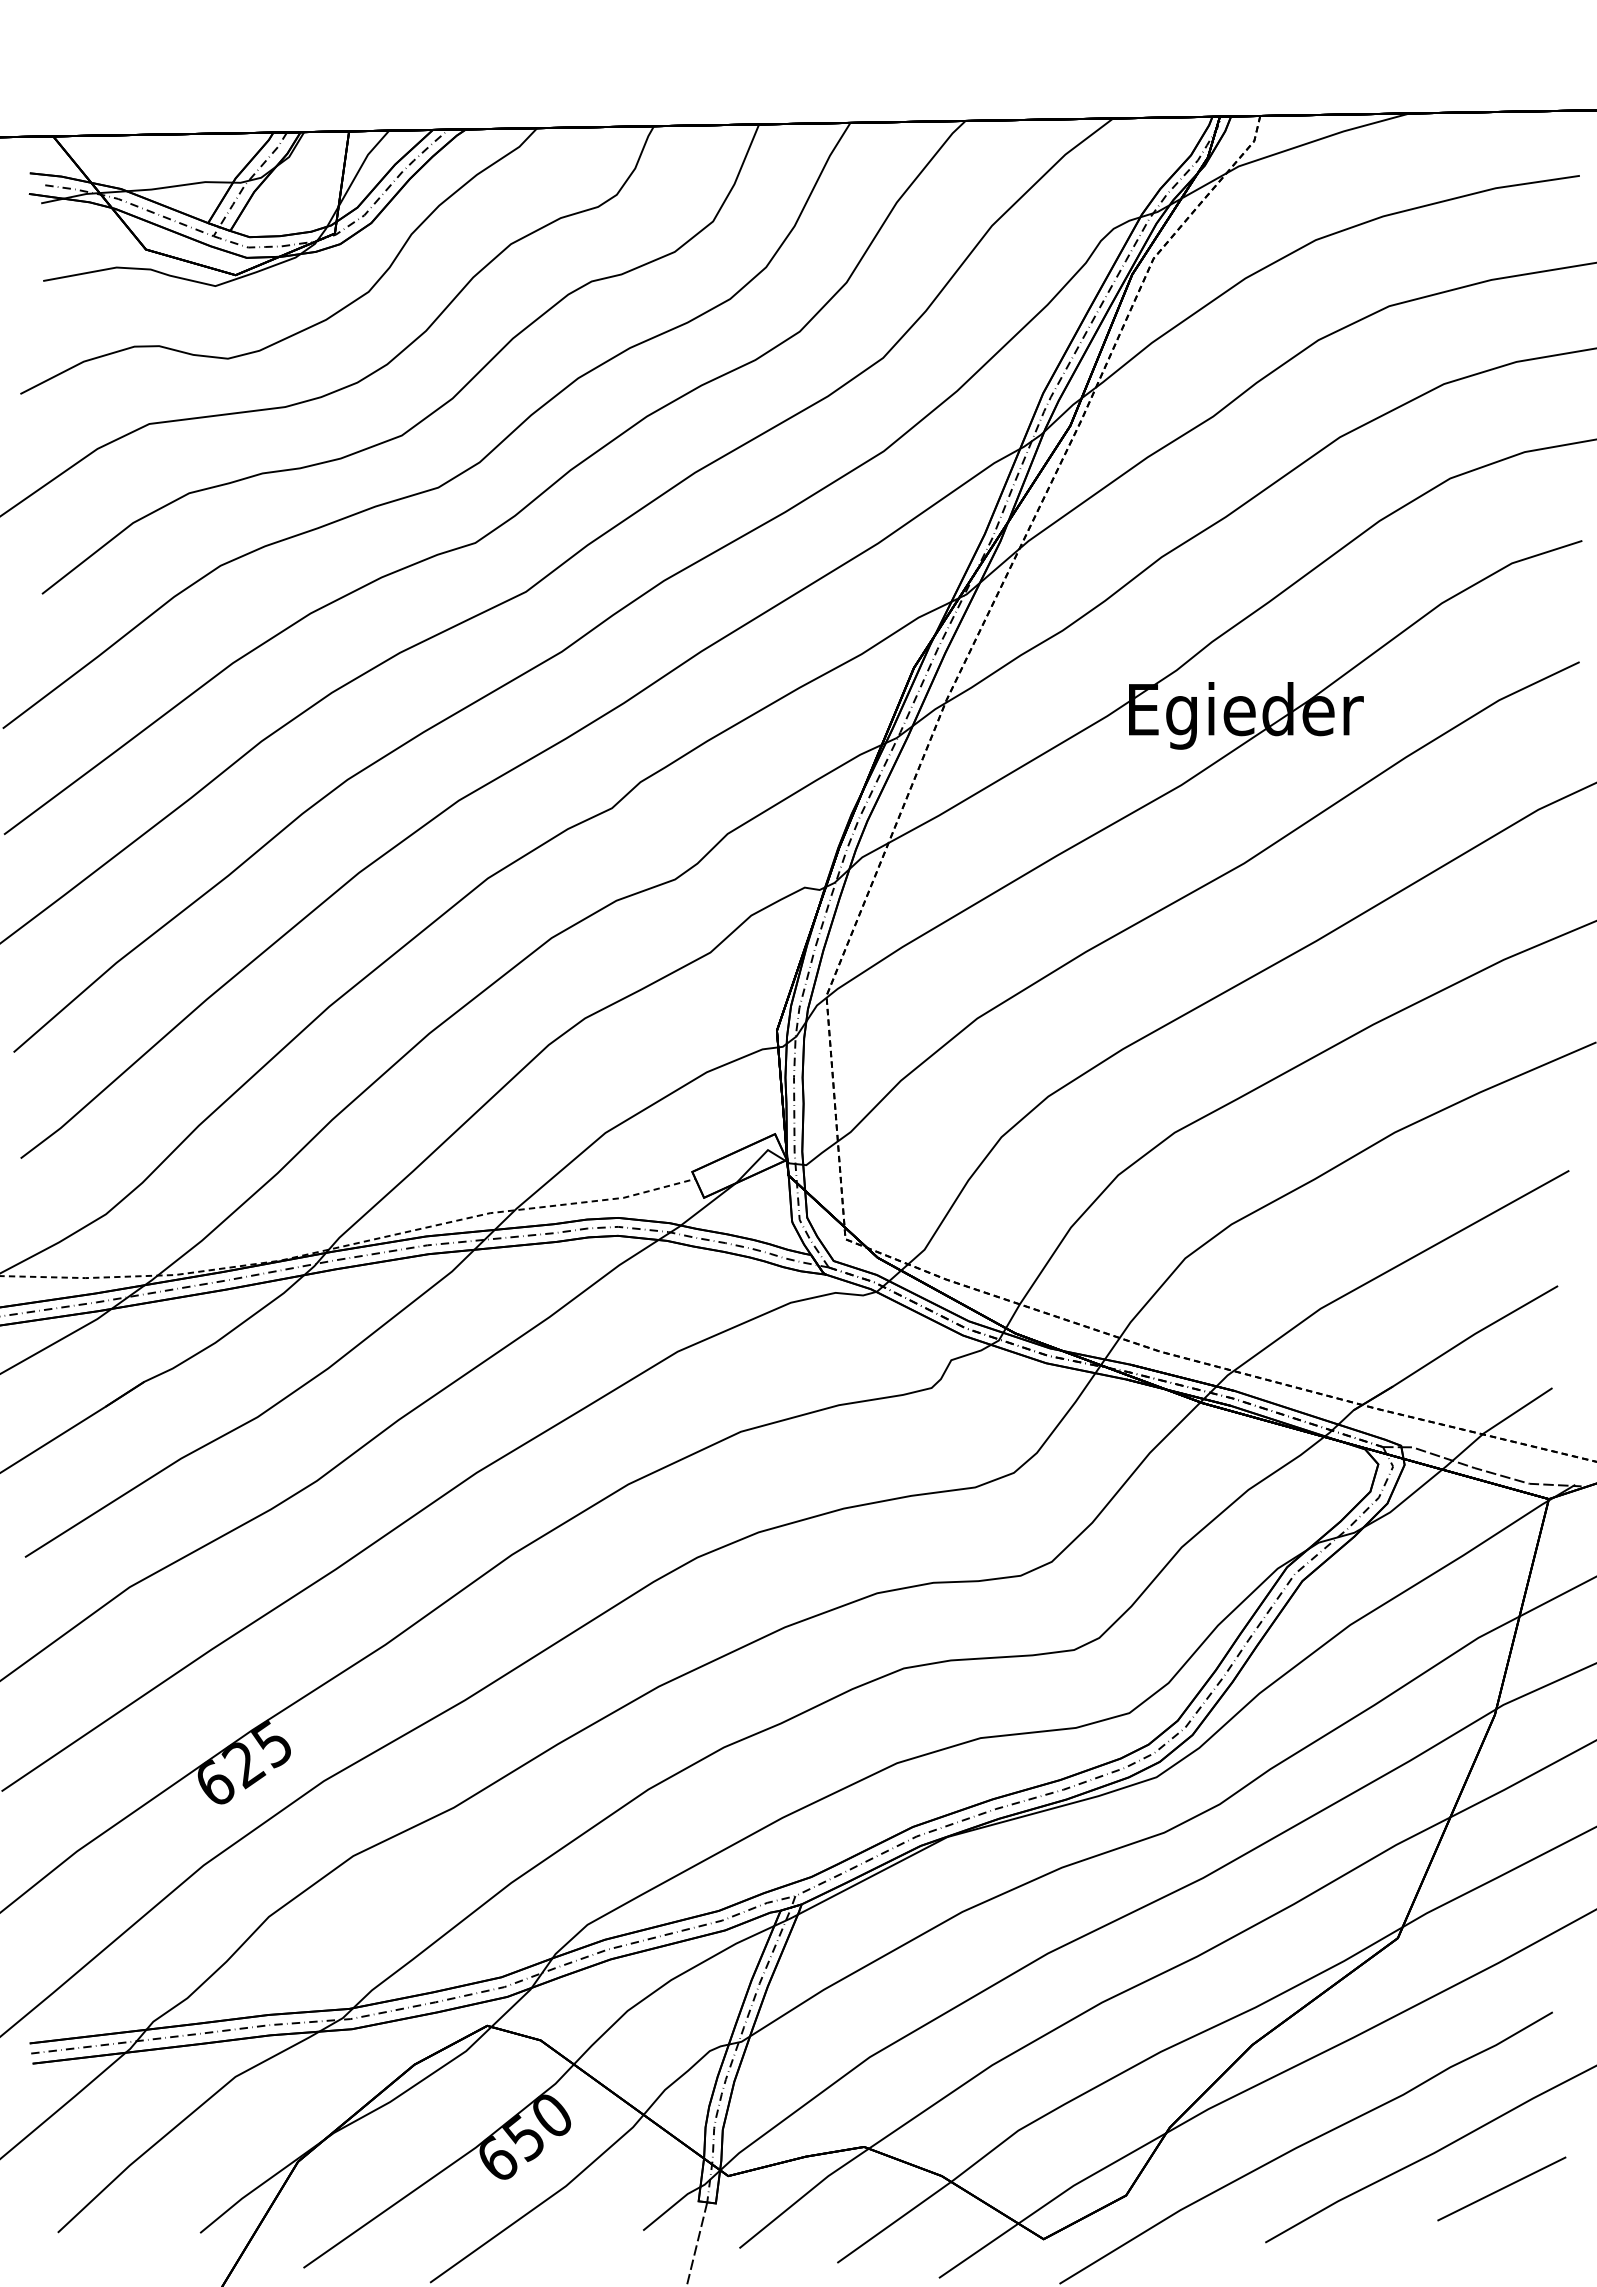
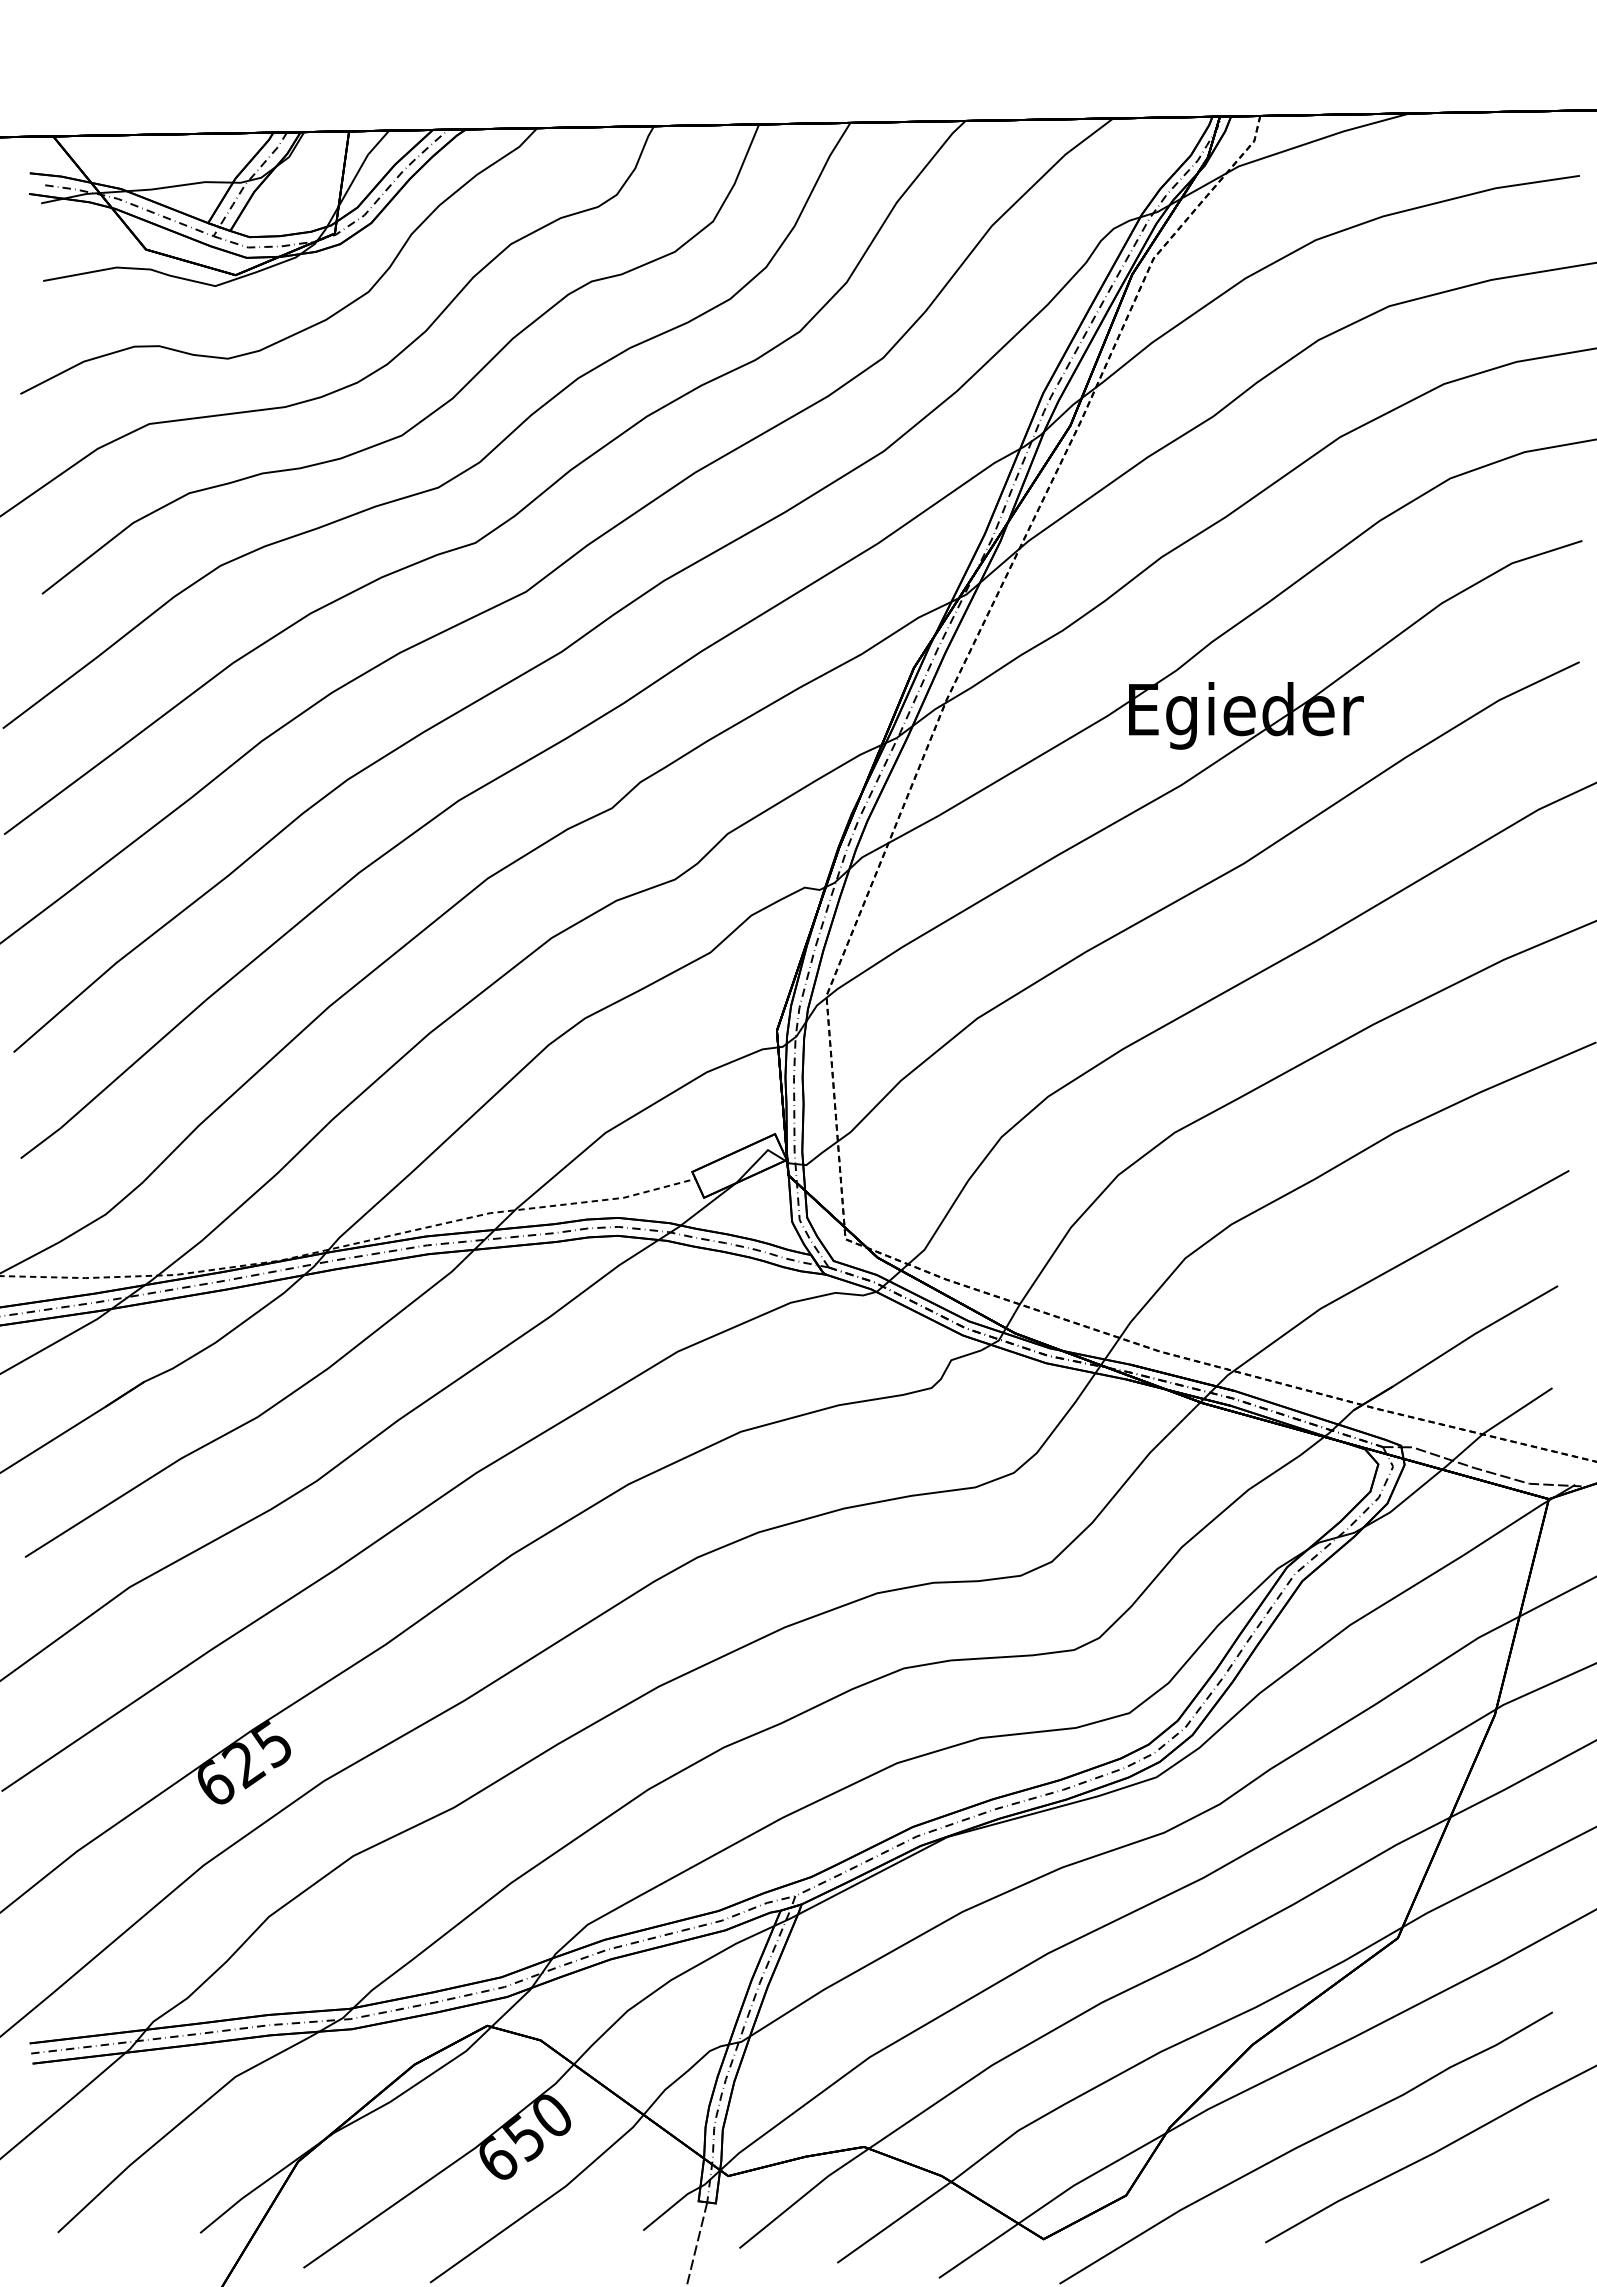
line position: (1501, 2188) -> (1484, 2230) (1484, 2230)
